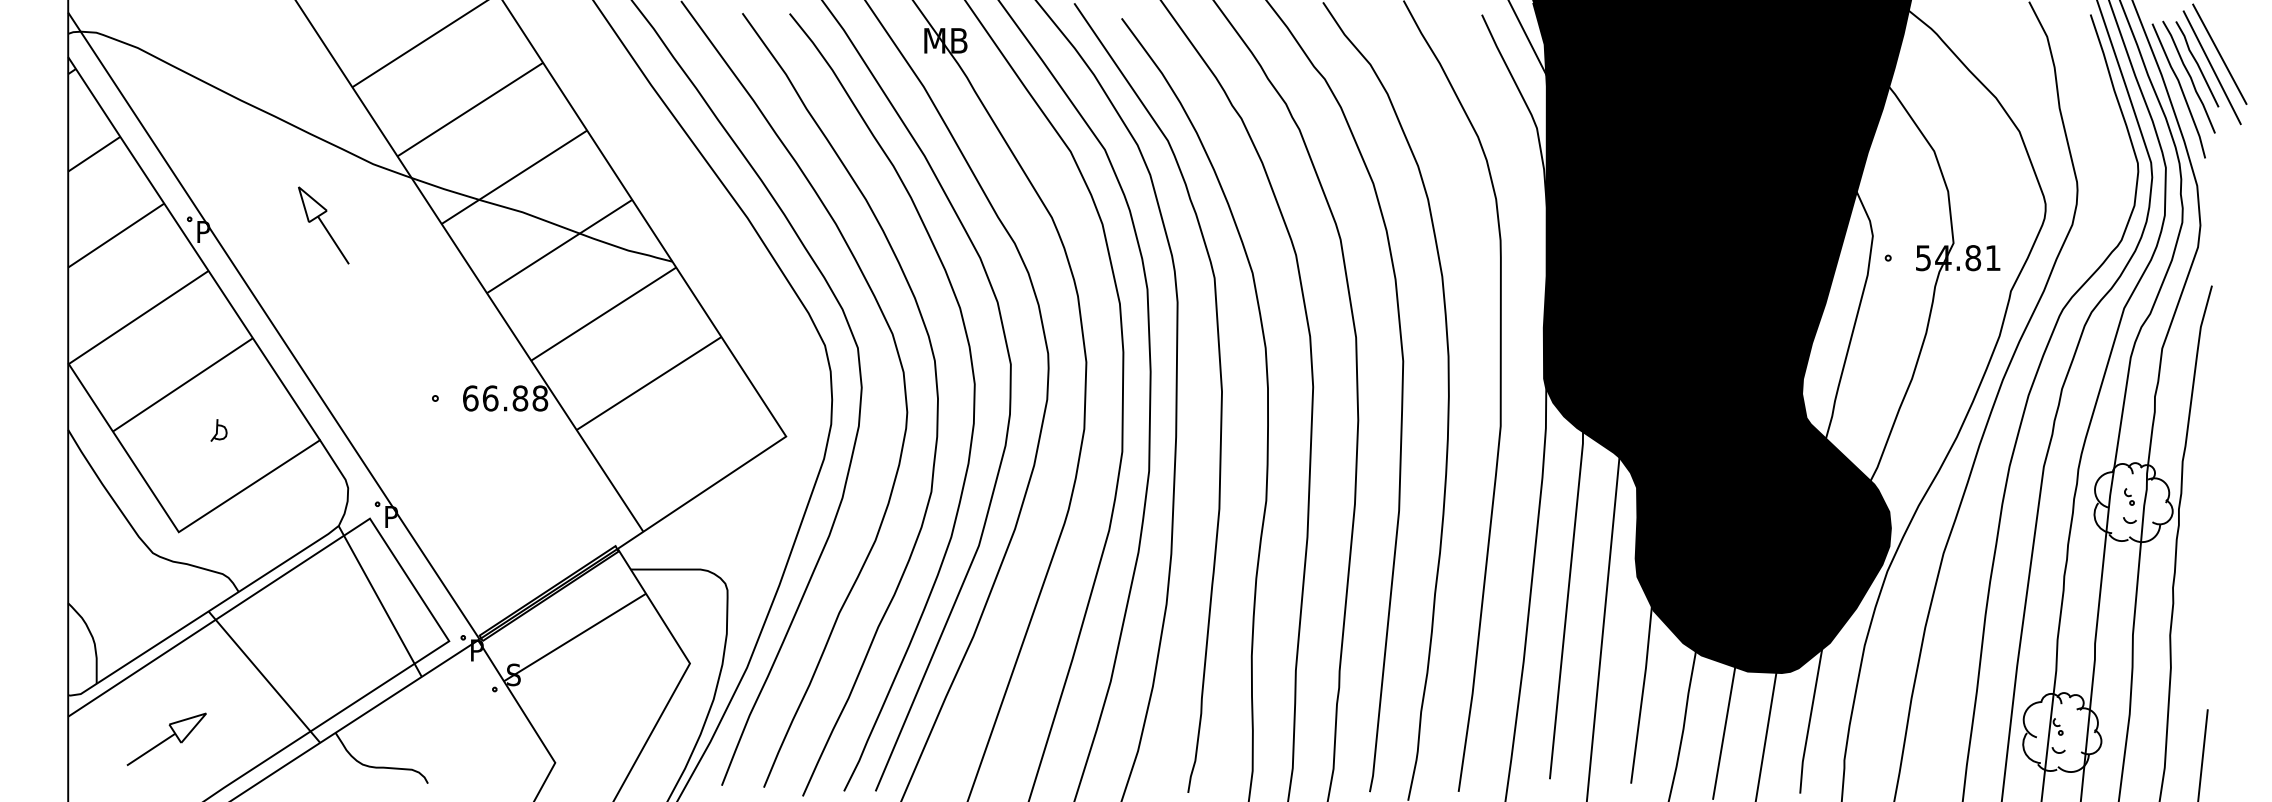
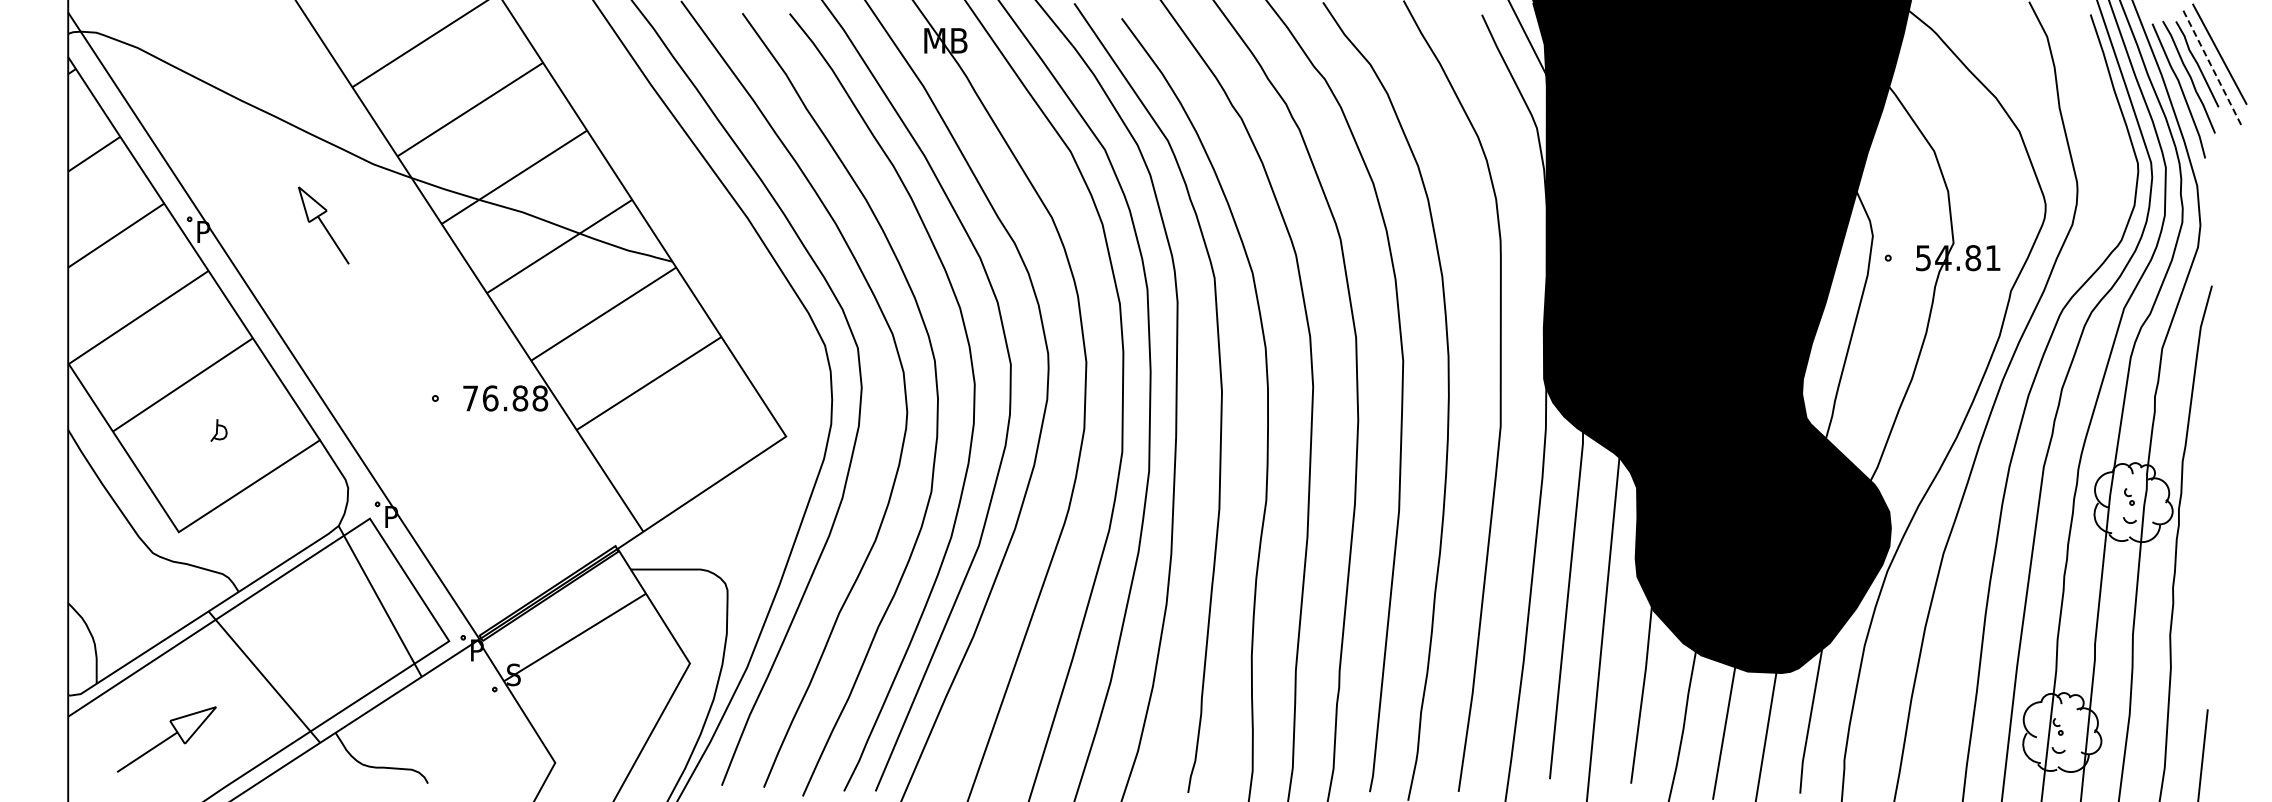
line: solid -> dashed (2212, 67)
text: 66.88 -> 76.88 (470, 398)
part size: 81x54 px -> 101x67 px (166, 739)
